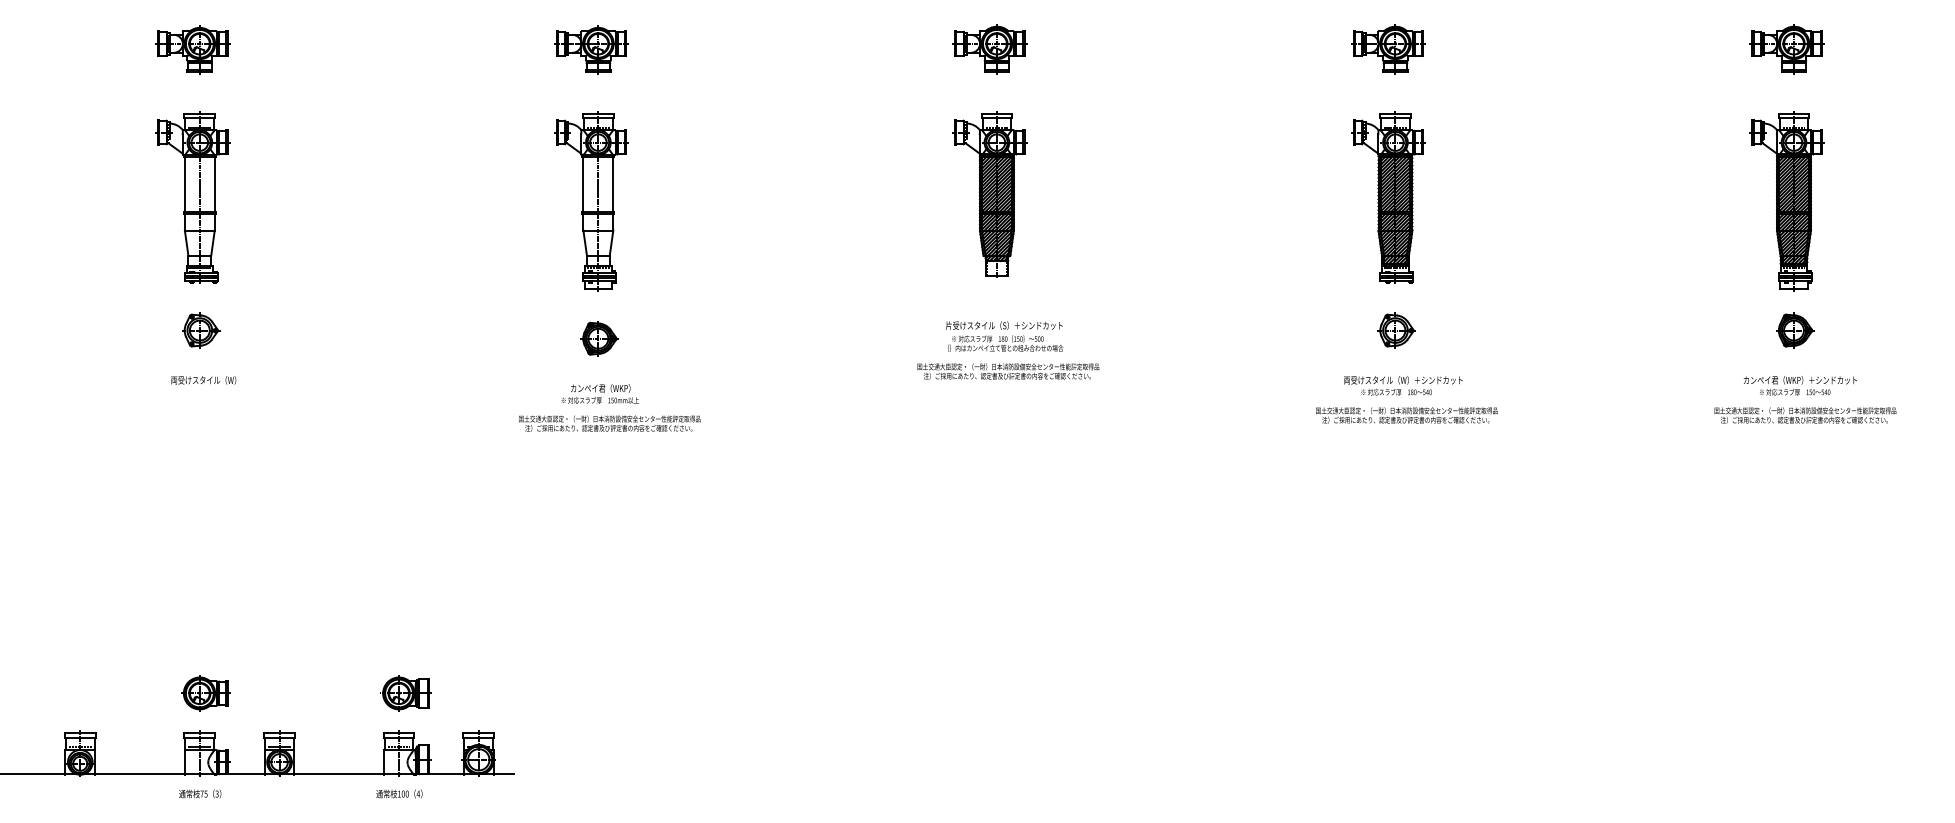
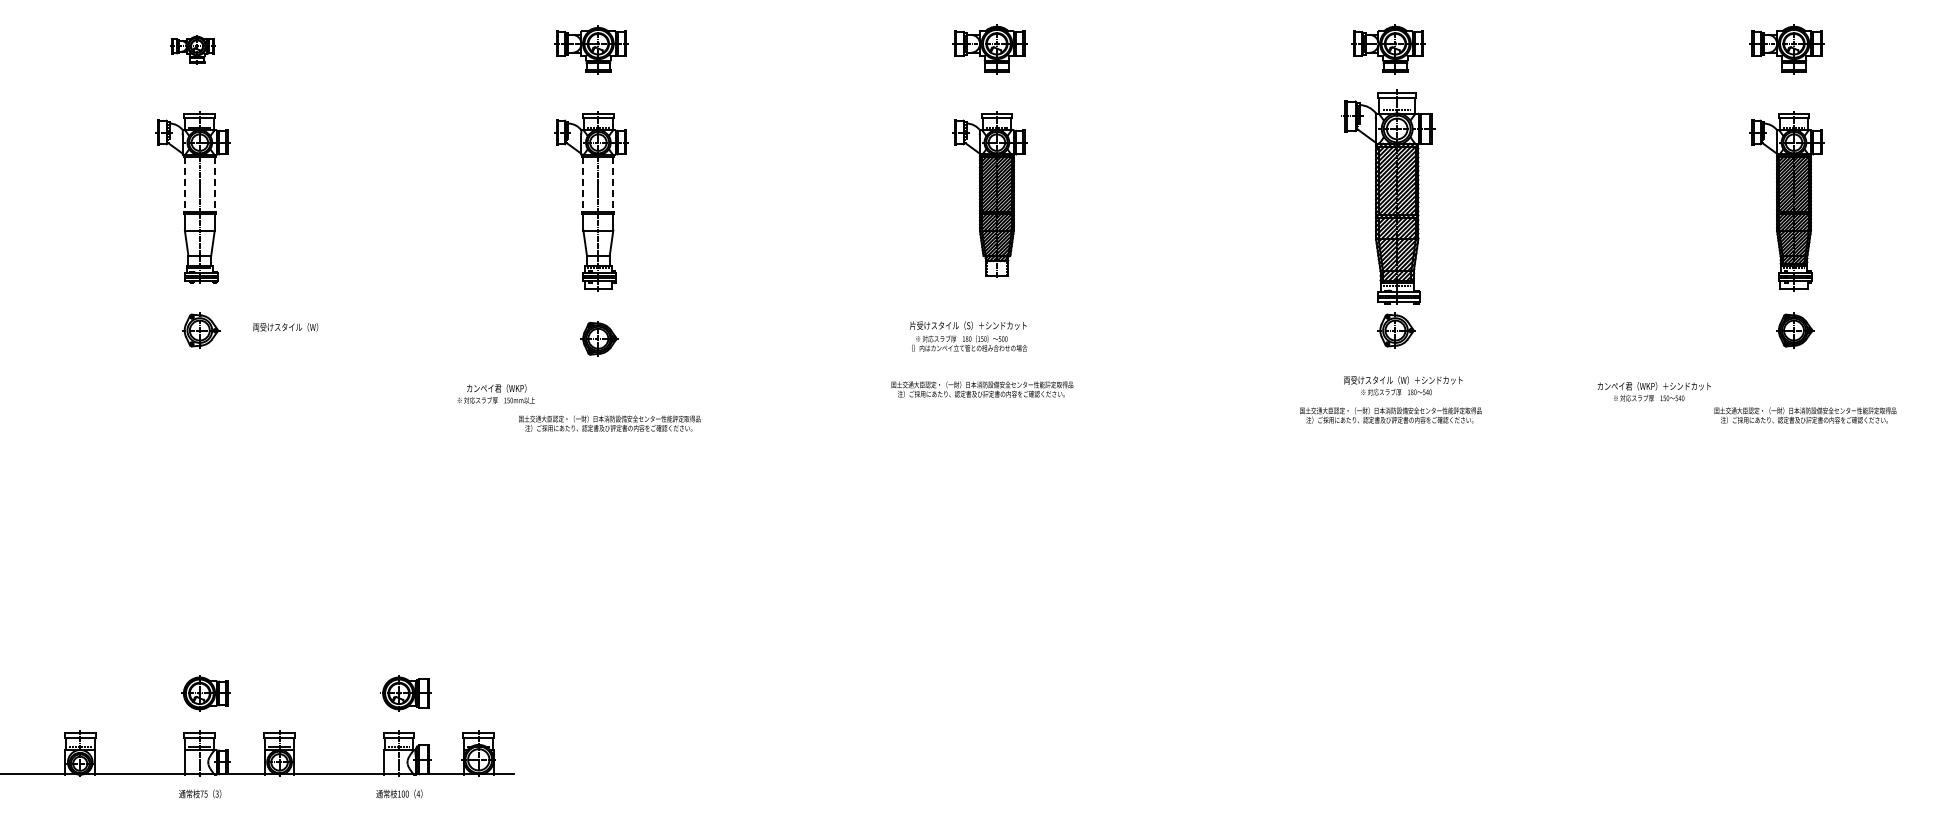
part size: 76x50 px -> 46x30 px (192, 49)
line: solid -> dashed (184, 185)
line: solid -> dashed (214, 185)
line: solid -> dashed (583, 185)
line: solid -> dashed (613, 185)
part size: 75x173 px -> 95x216 px (1388, 196)
text position: (1004, 336) -> (968, 336) (968, 336)
text position: (1008, 371) -> (982, 389) (982, 389)
text position: (203, 380) -> (285, 327) (285, 327)
text position: (1799, 385) -> (1653, 391) (1653, 391)
text position: (599, 393) -> (495, 393) (495, 393)
text position: (1406, 415) -> (1390, 415) (1390, 415)
